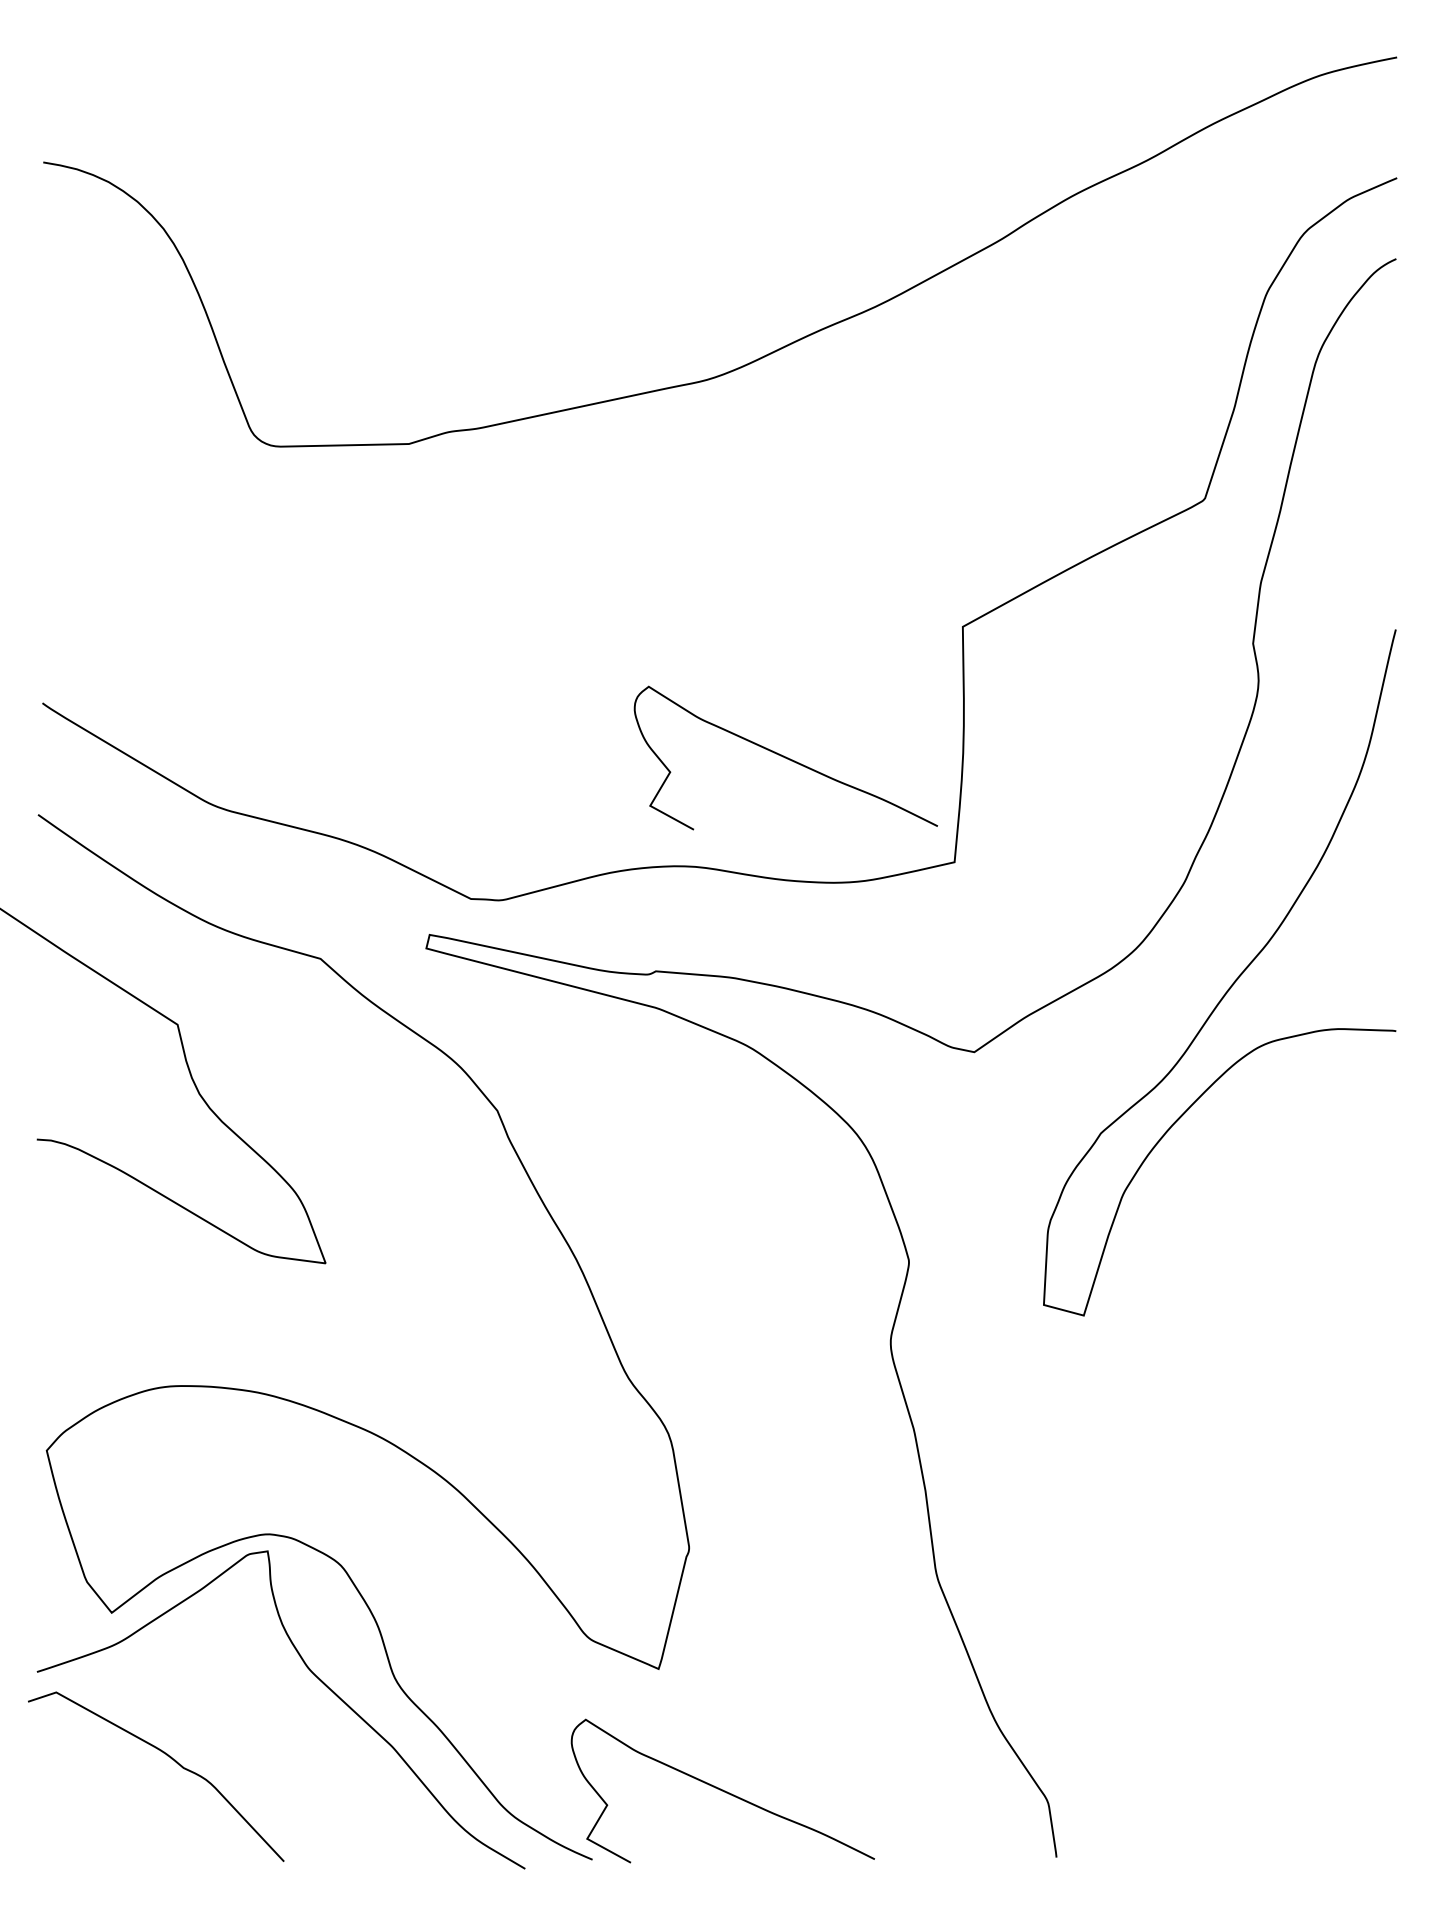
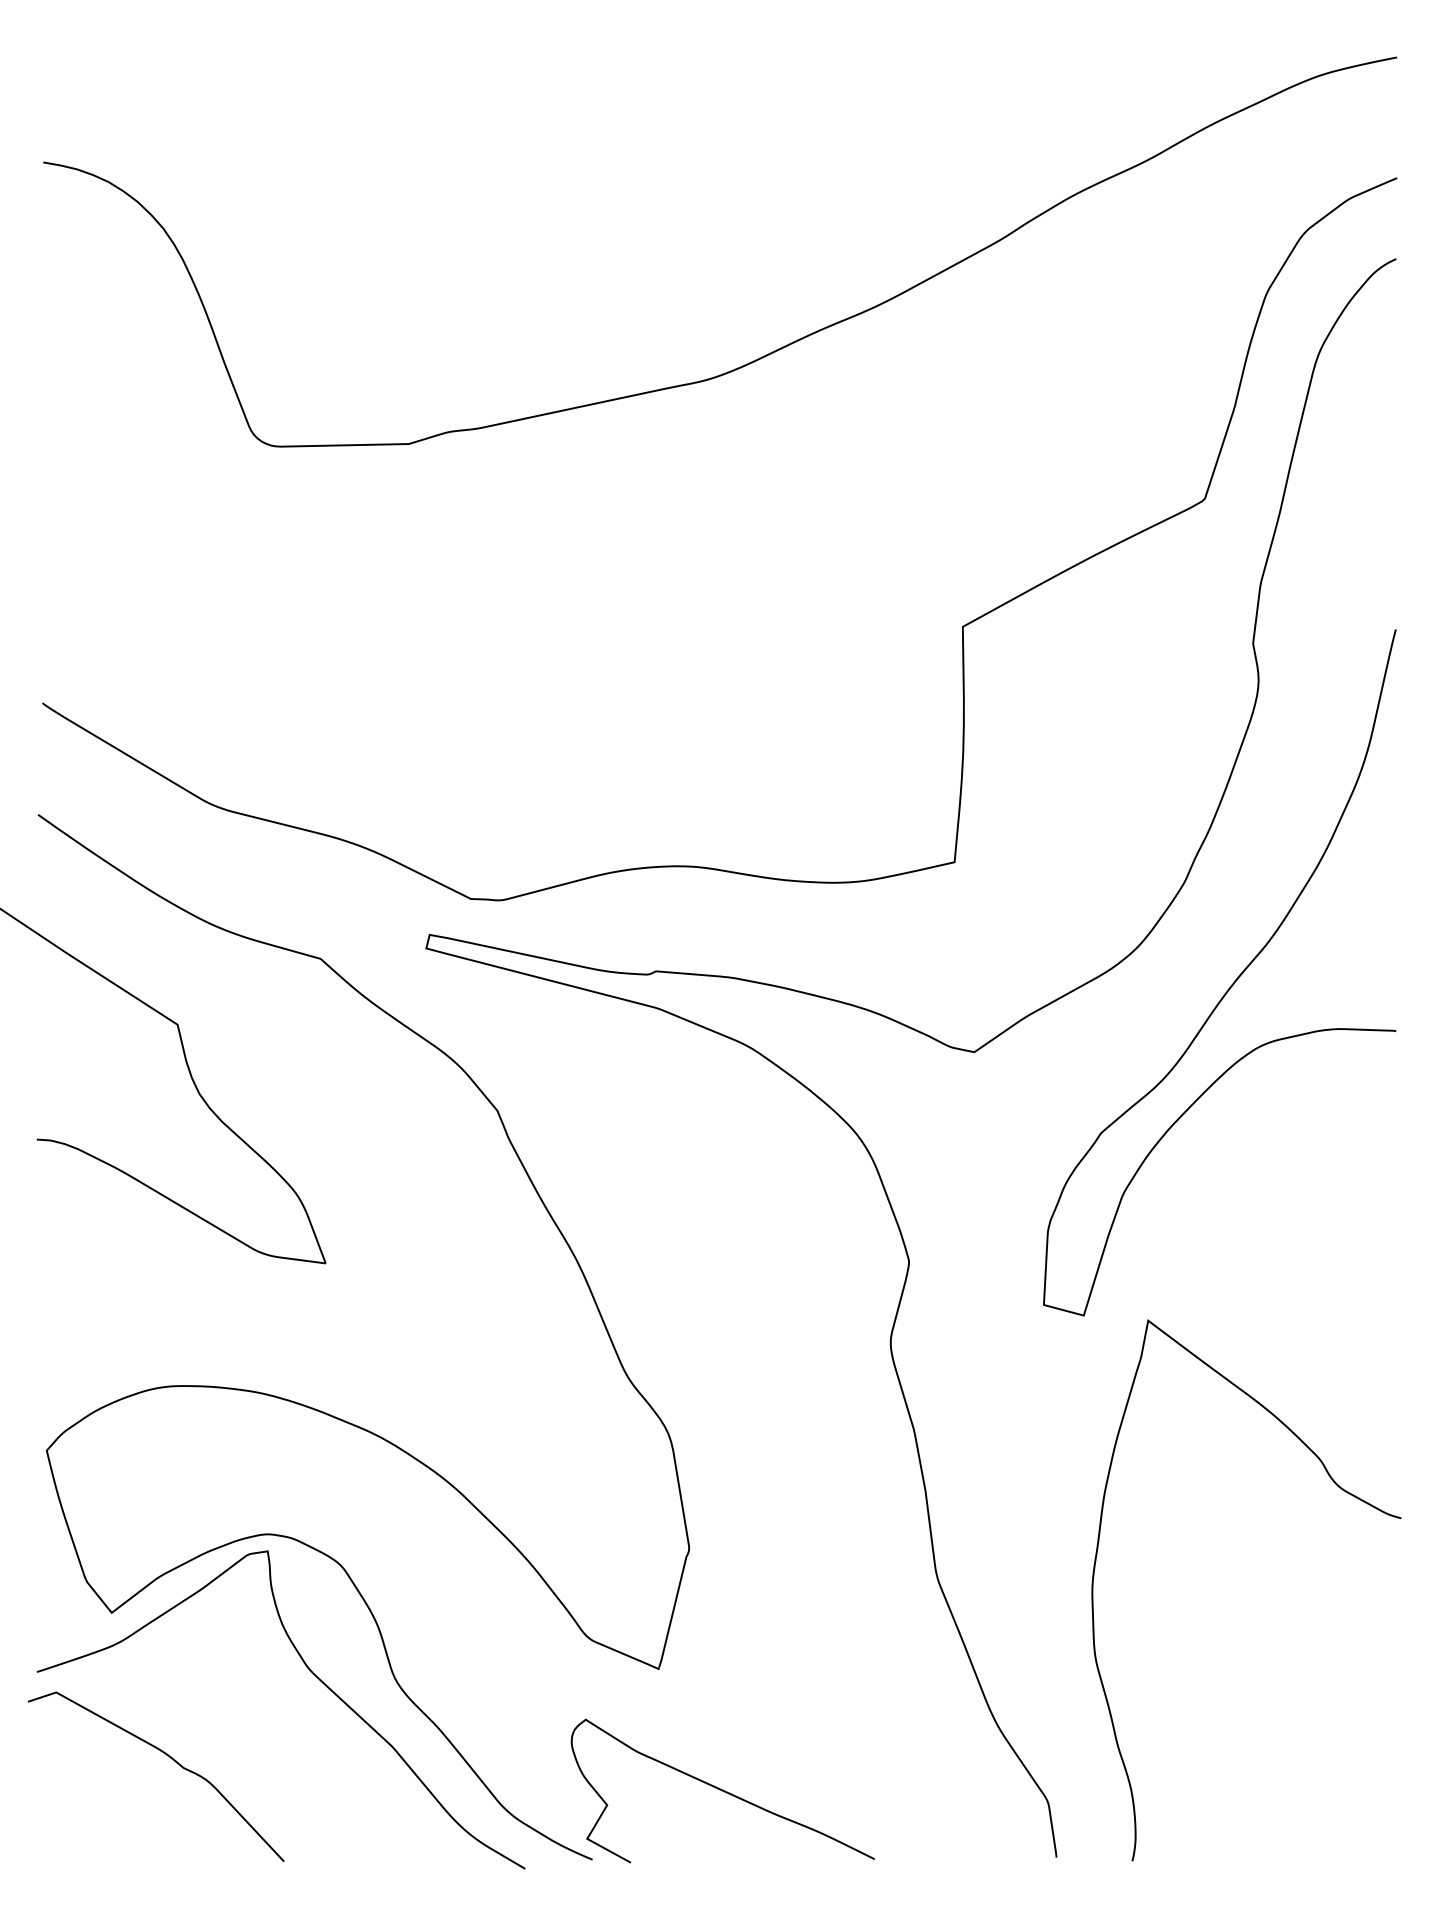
curve: present -> none (785, 757)
curve: none -> present (1339, 1488)
